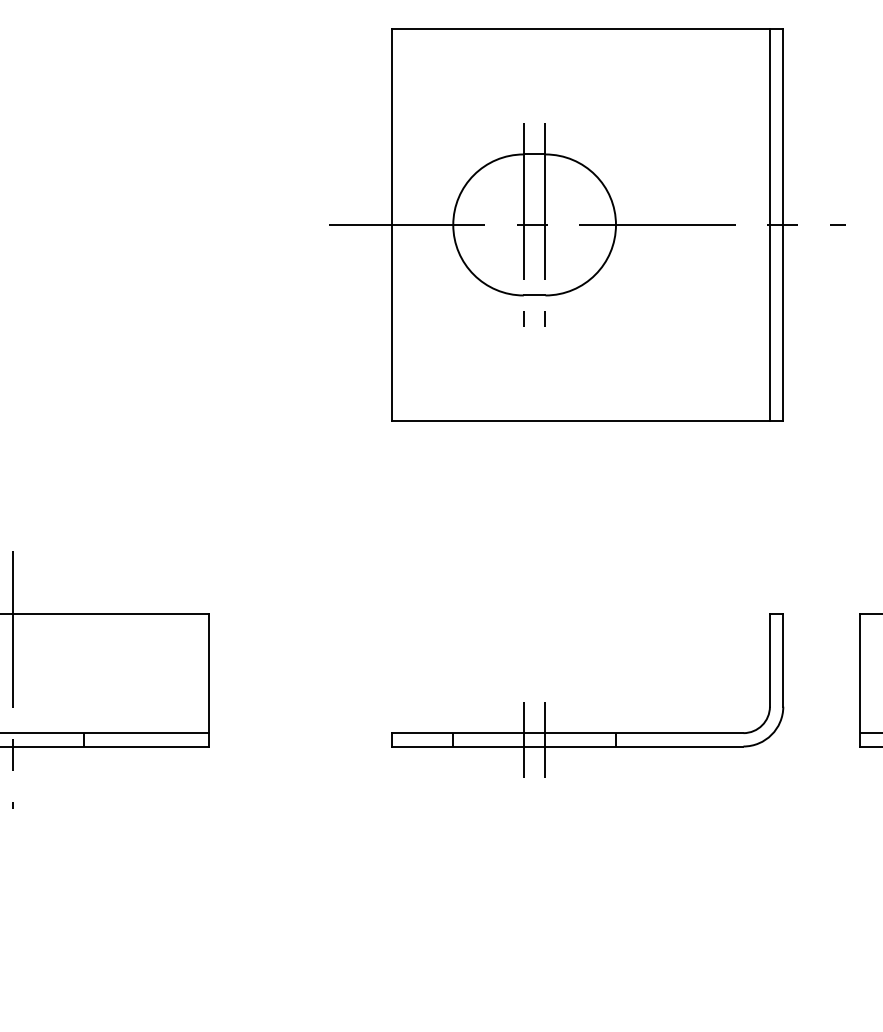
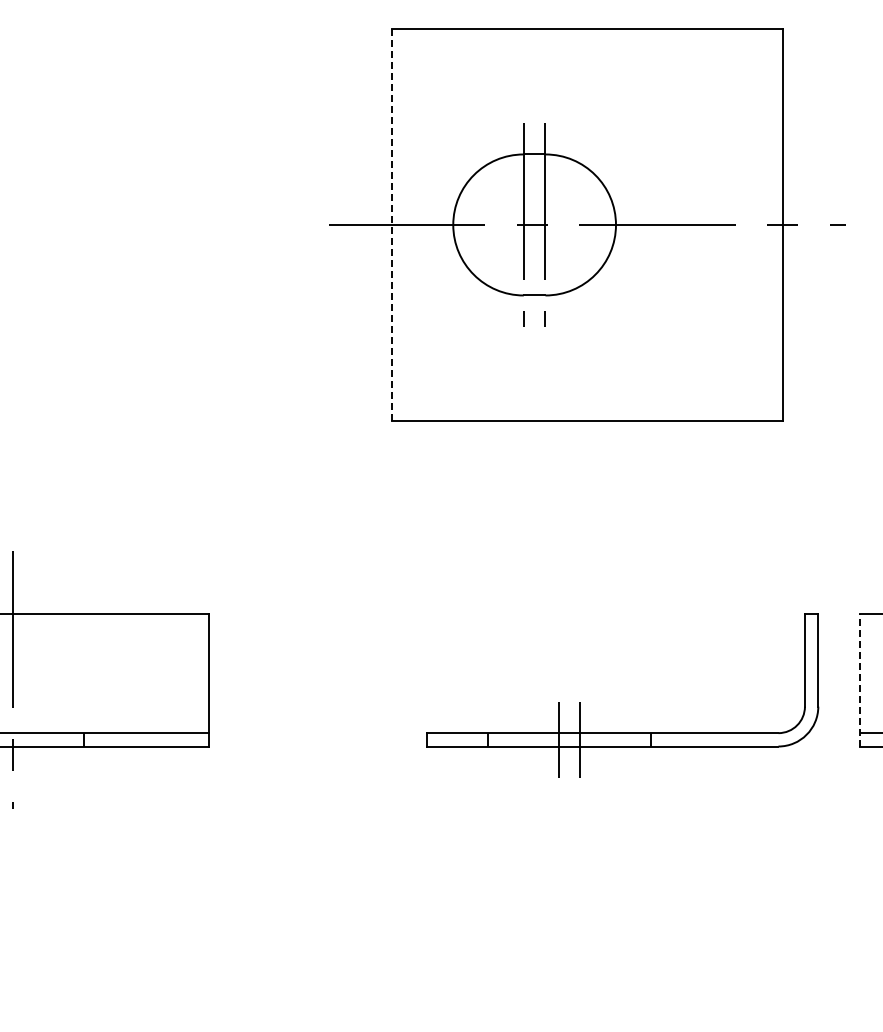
line: solid -> dashed (391, 224)
line: present -> none (769, 224)
line: solid -> dashed (860, 679)
part position: (587, 732) -> (622, 732) (622, 732)
